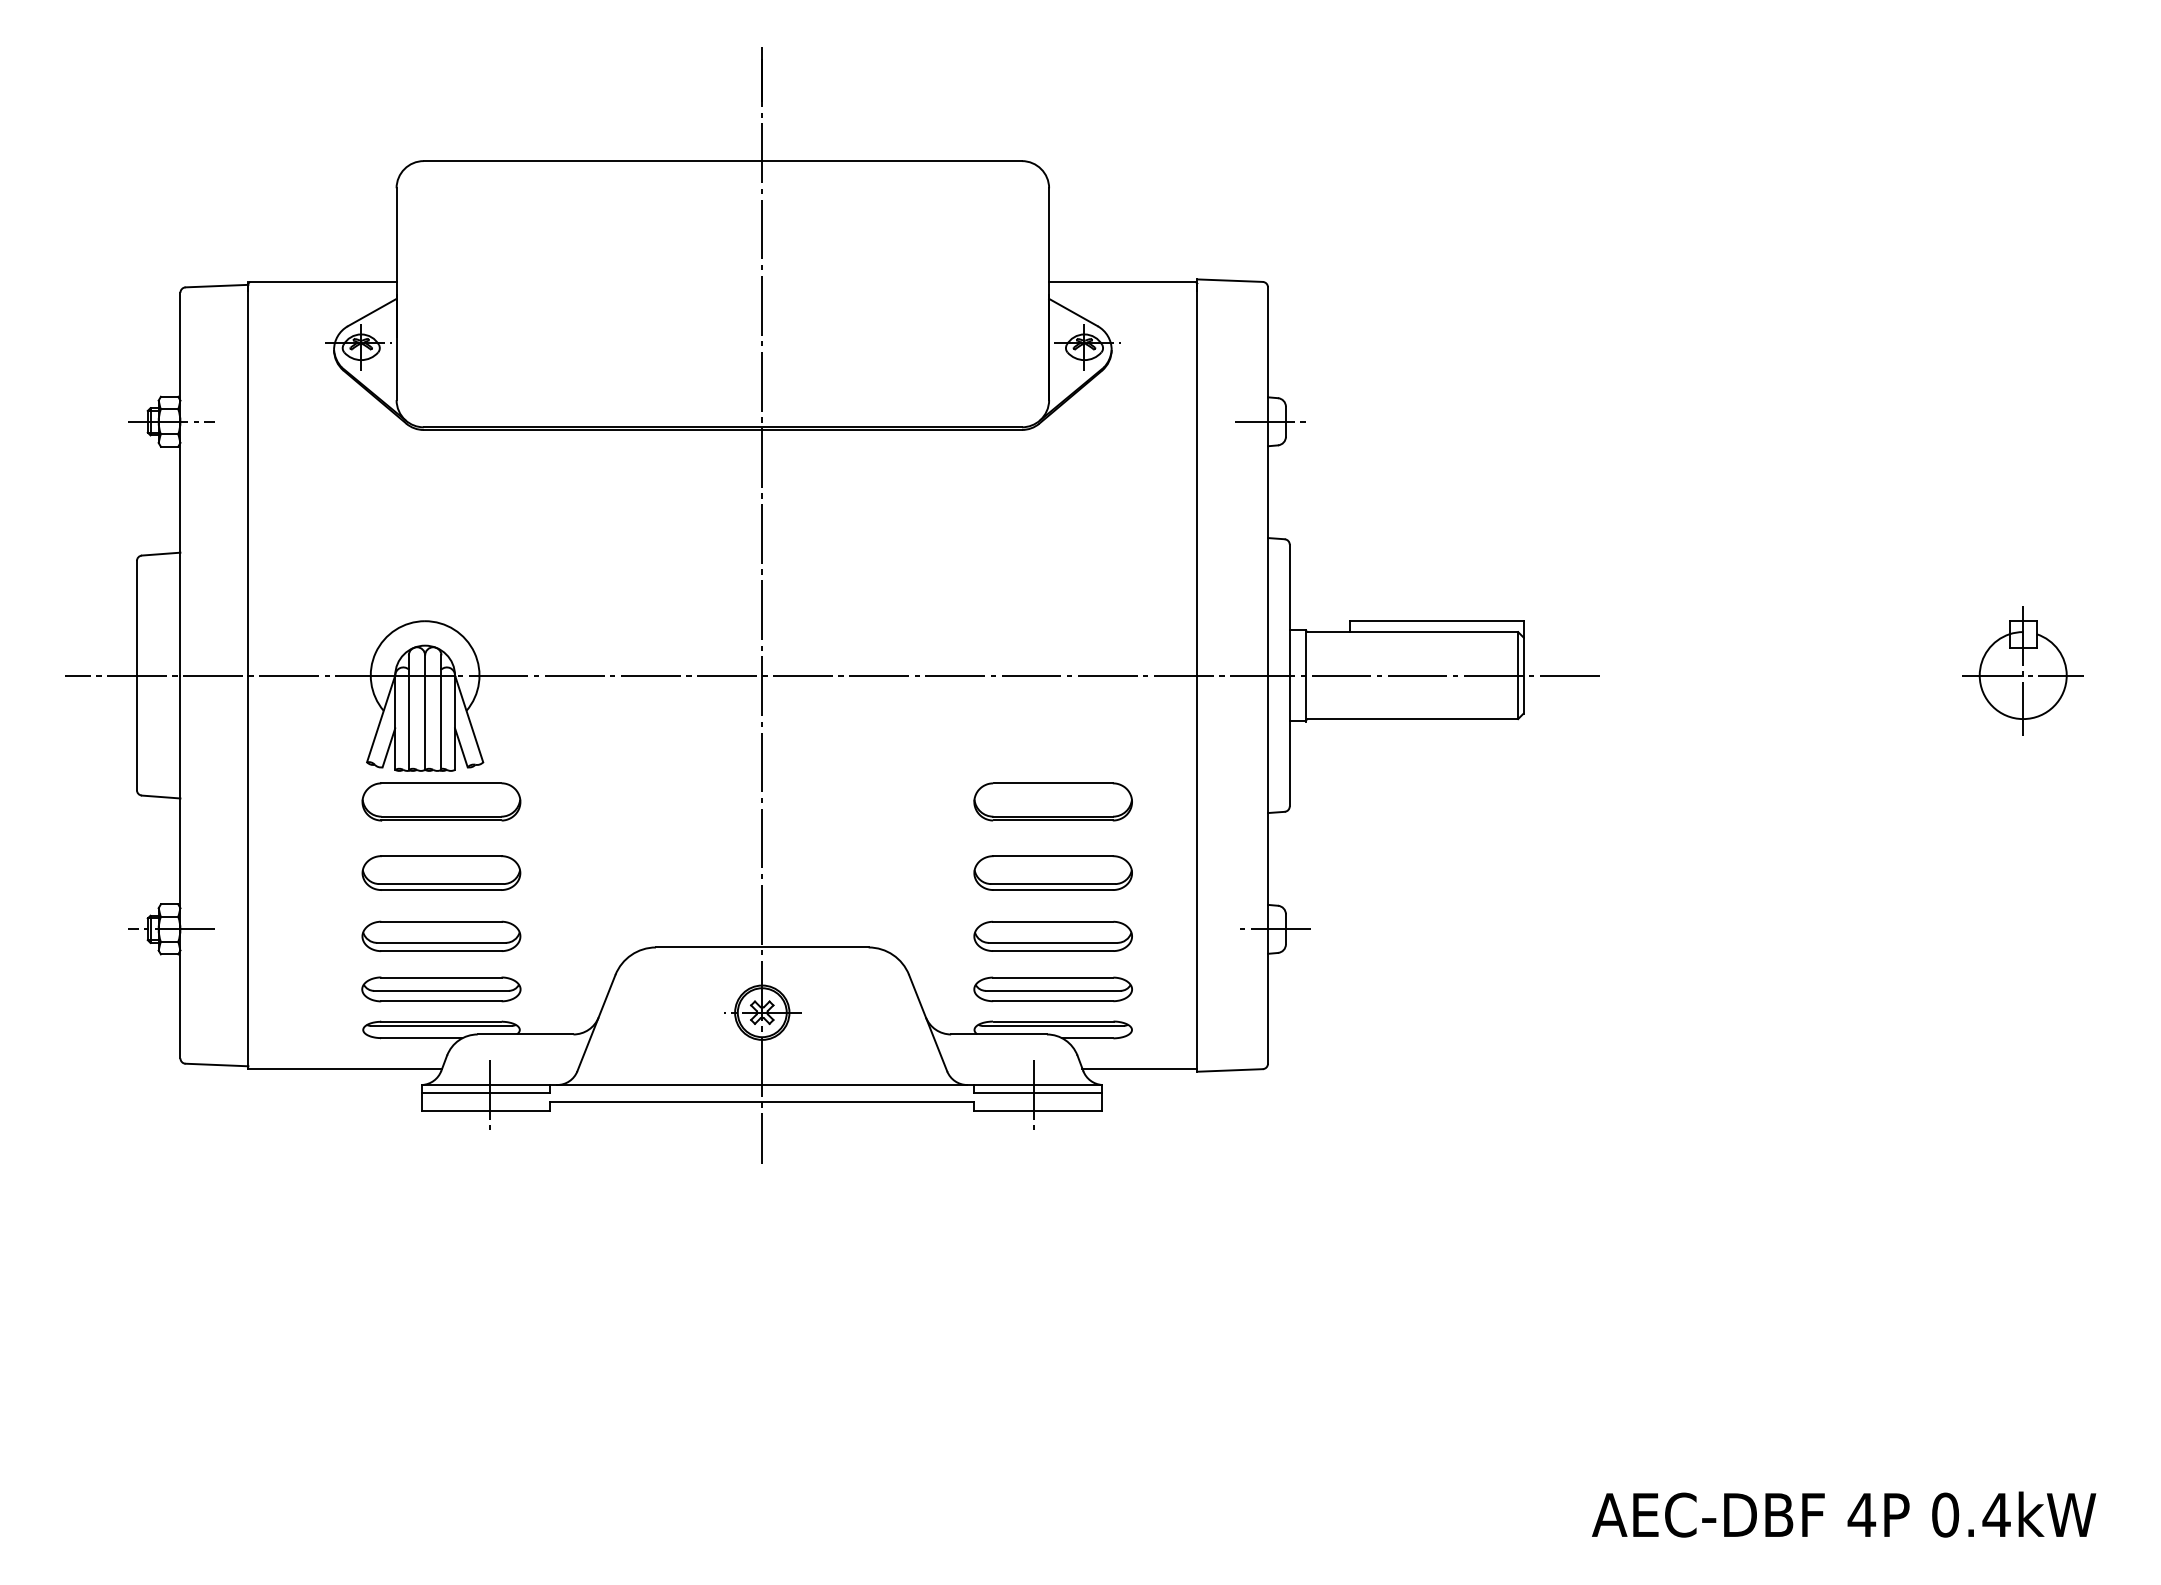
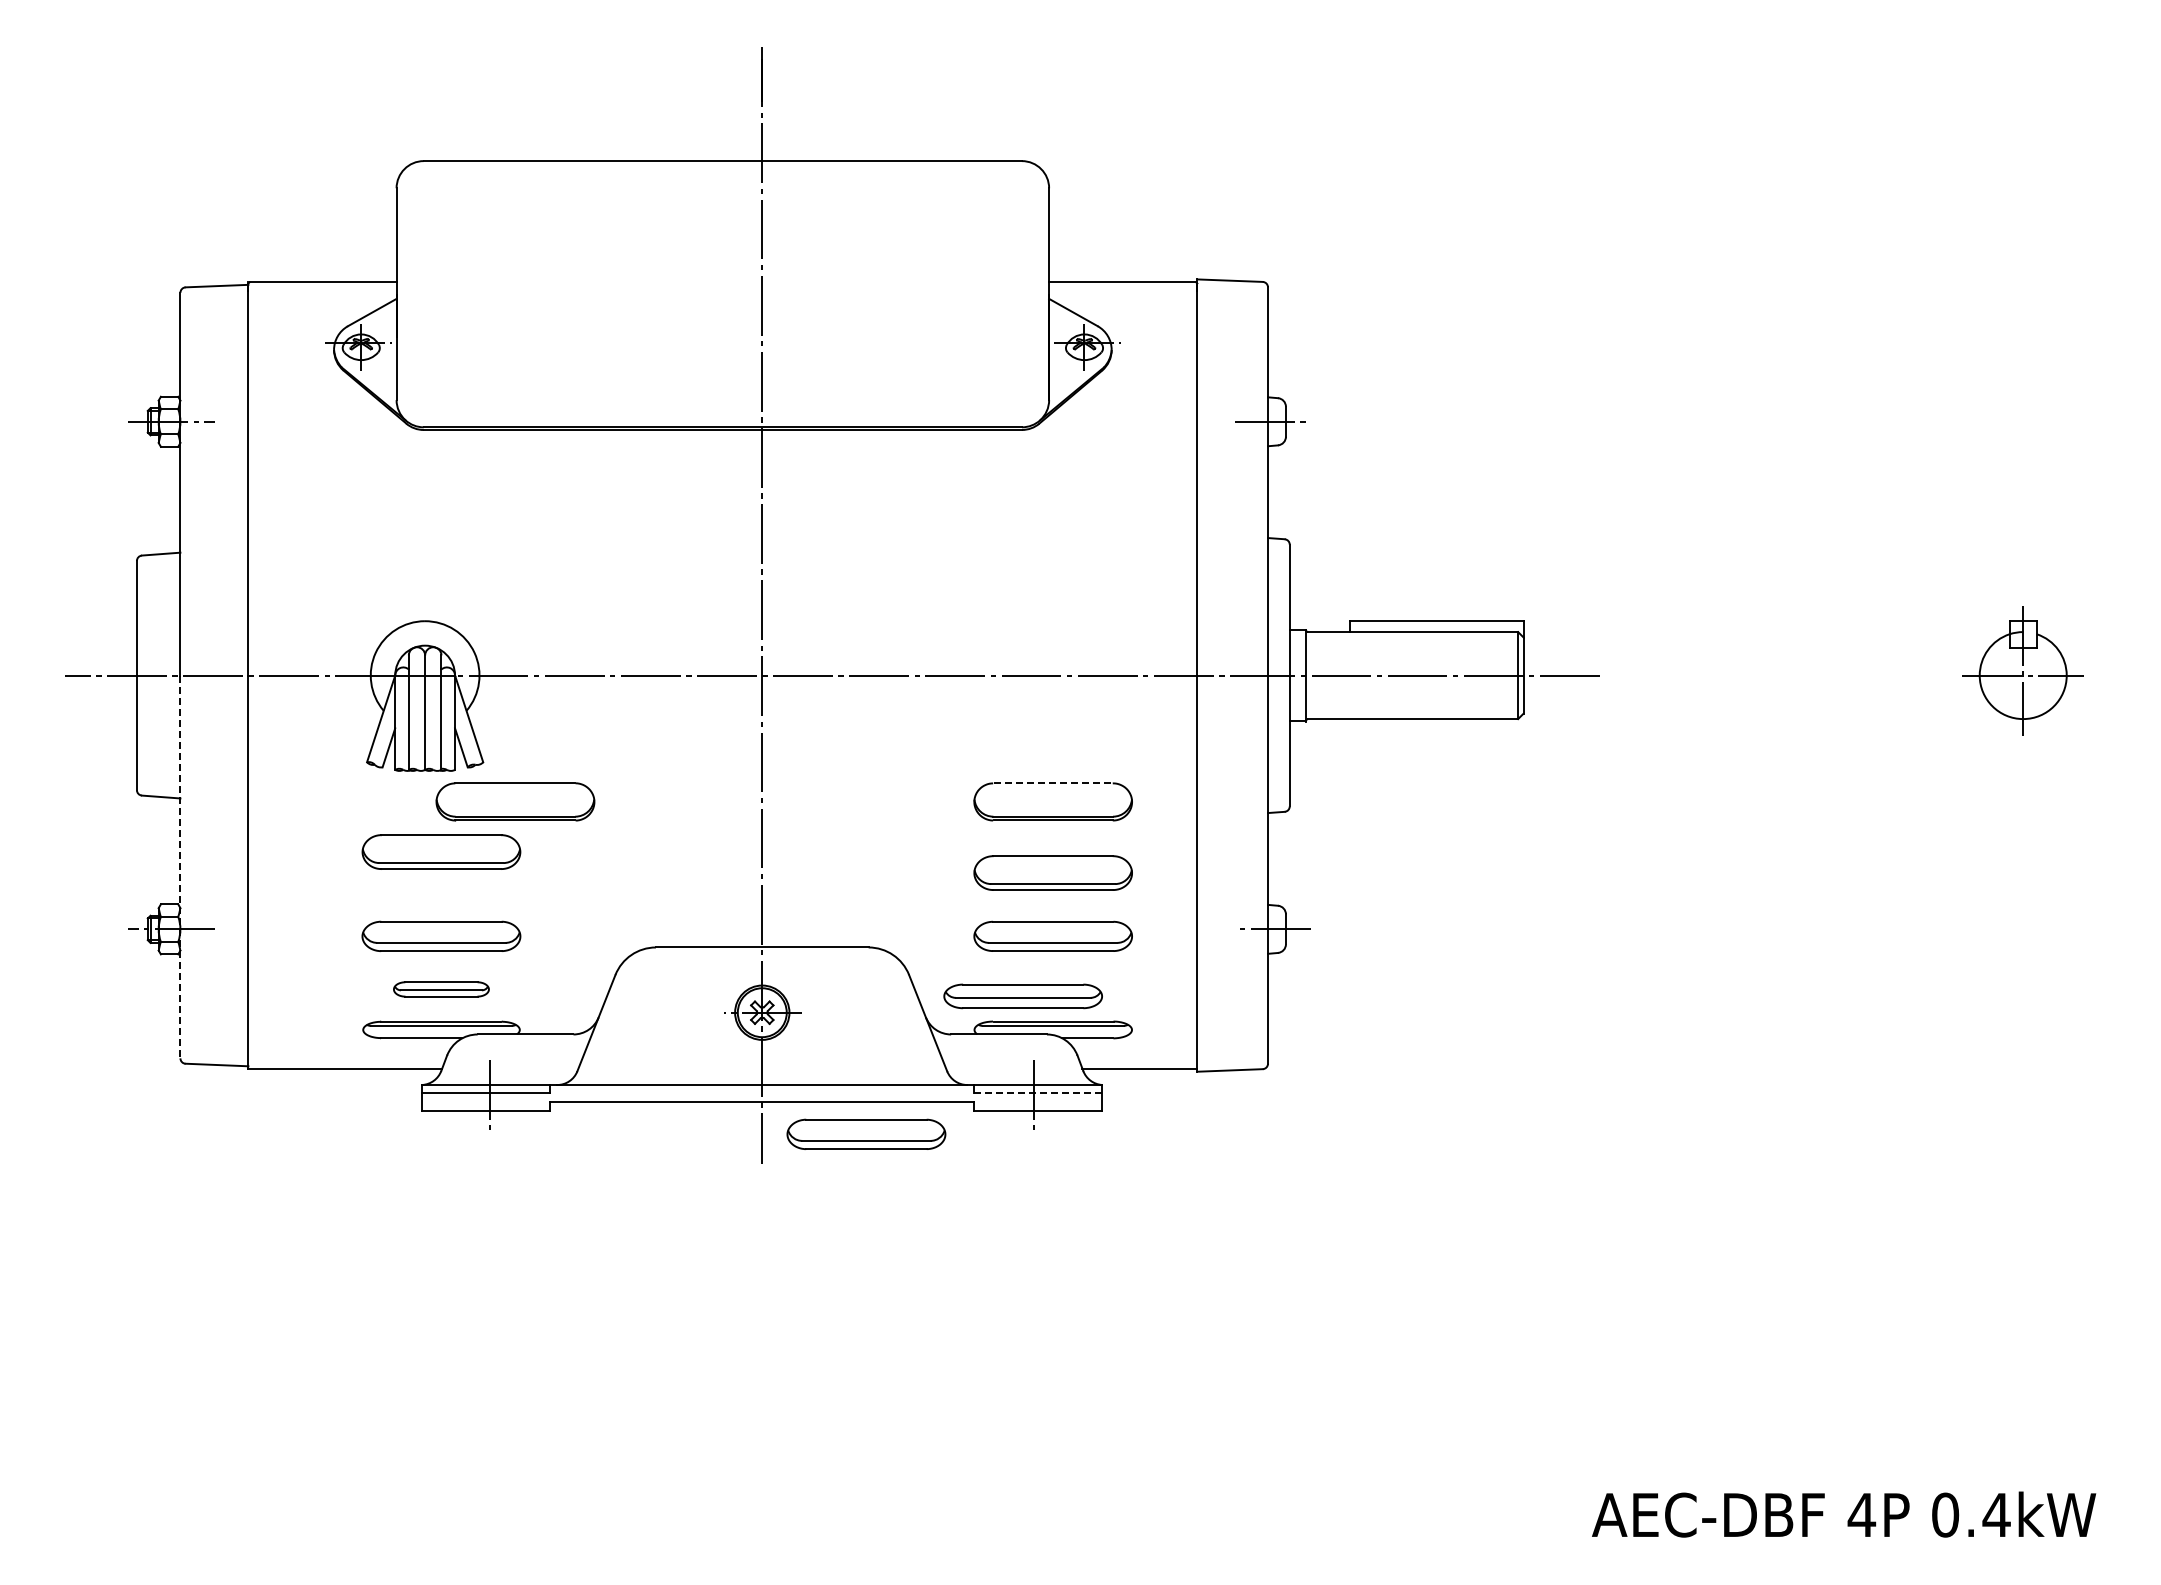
line: solid -> dashed (1053, 783)
part position: (441, 801) -> (515, 801) (515, 801)
line: solid -> dashed (180, 867)
part position: (441, 872) -> (441, 851) (441, 851)
part size: 161x27 px -> 97x17 px (441, 989)
part position: (1052, 989) -> (1022, 996) (1022, 996)
line: solid -> dashed (1038, 1093)
part: none -> present (866, 1133)
